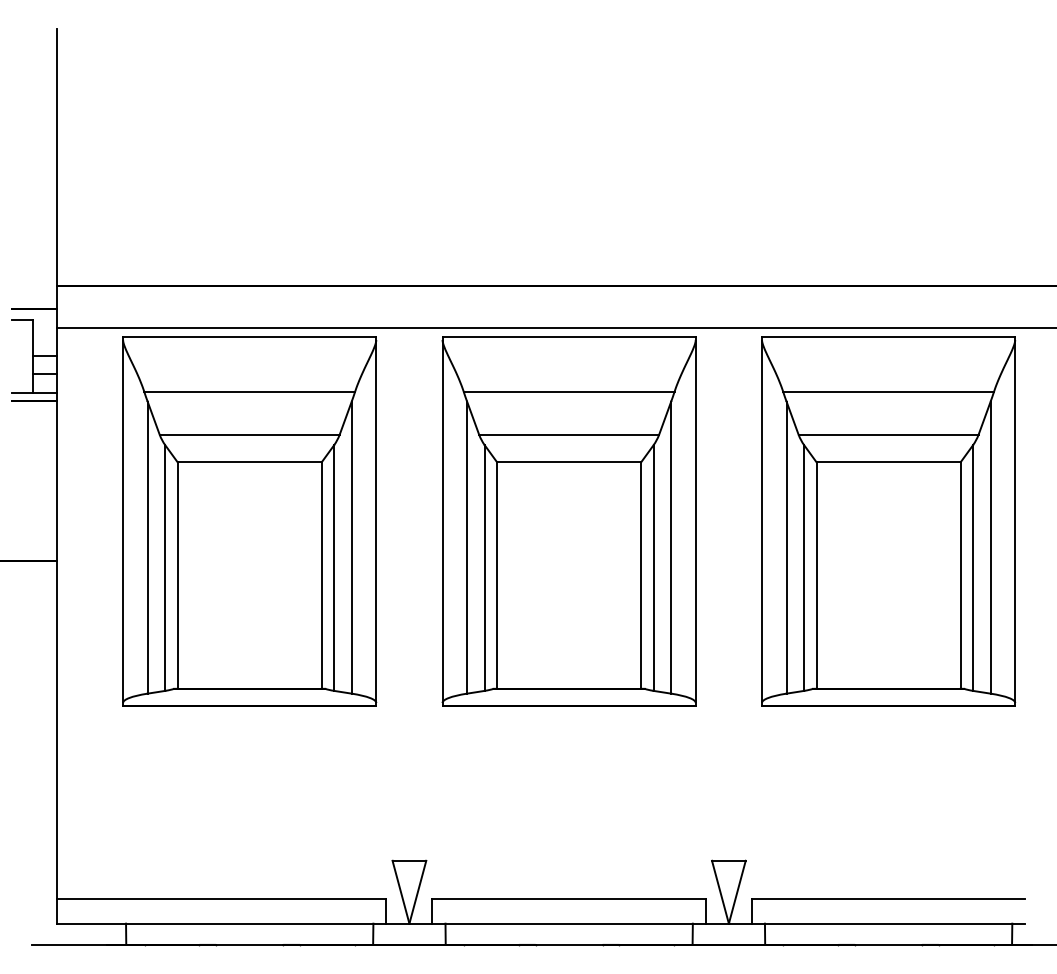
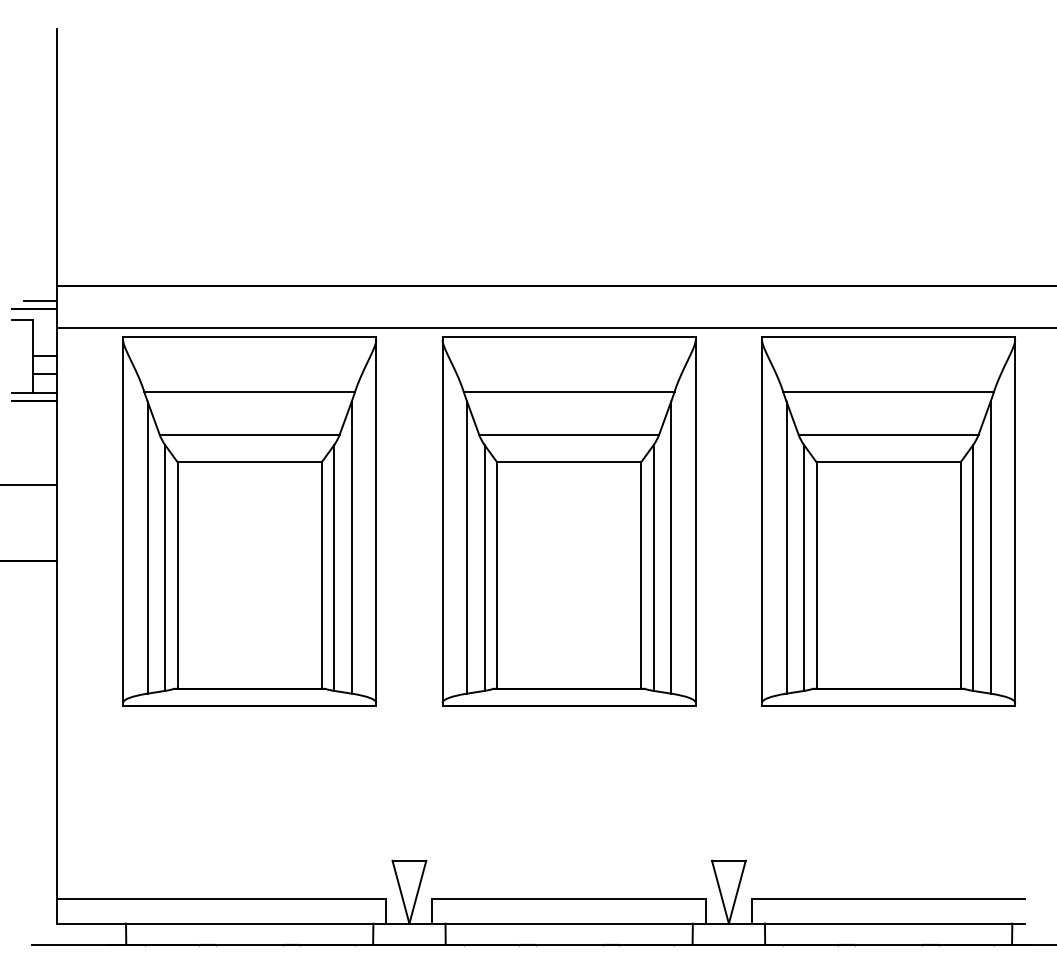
line: none -> present (40, 300)
line: none -> present (29, 485)
